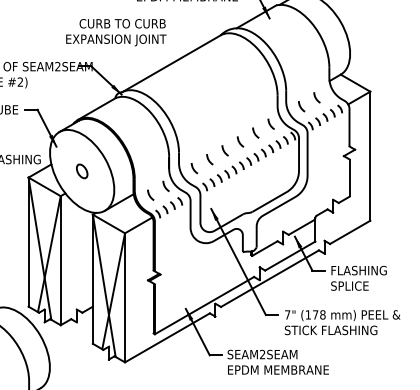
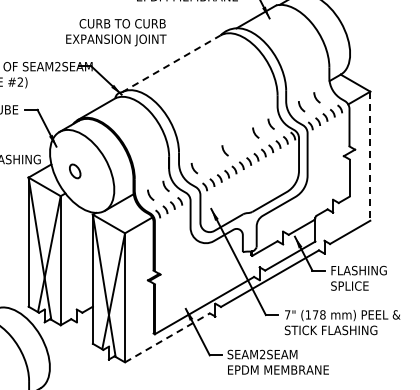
line: solid -> dashed (171, 63)
curve: present -> none (239, 141)
line: solid -> dashed (370, 156)
curve: present -> none (209, 159)
part position: (82, 171) -> (75, 171) (75, 171)
line: solid -> dashed (167, 337)
